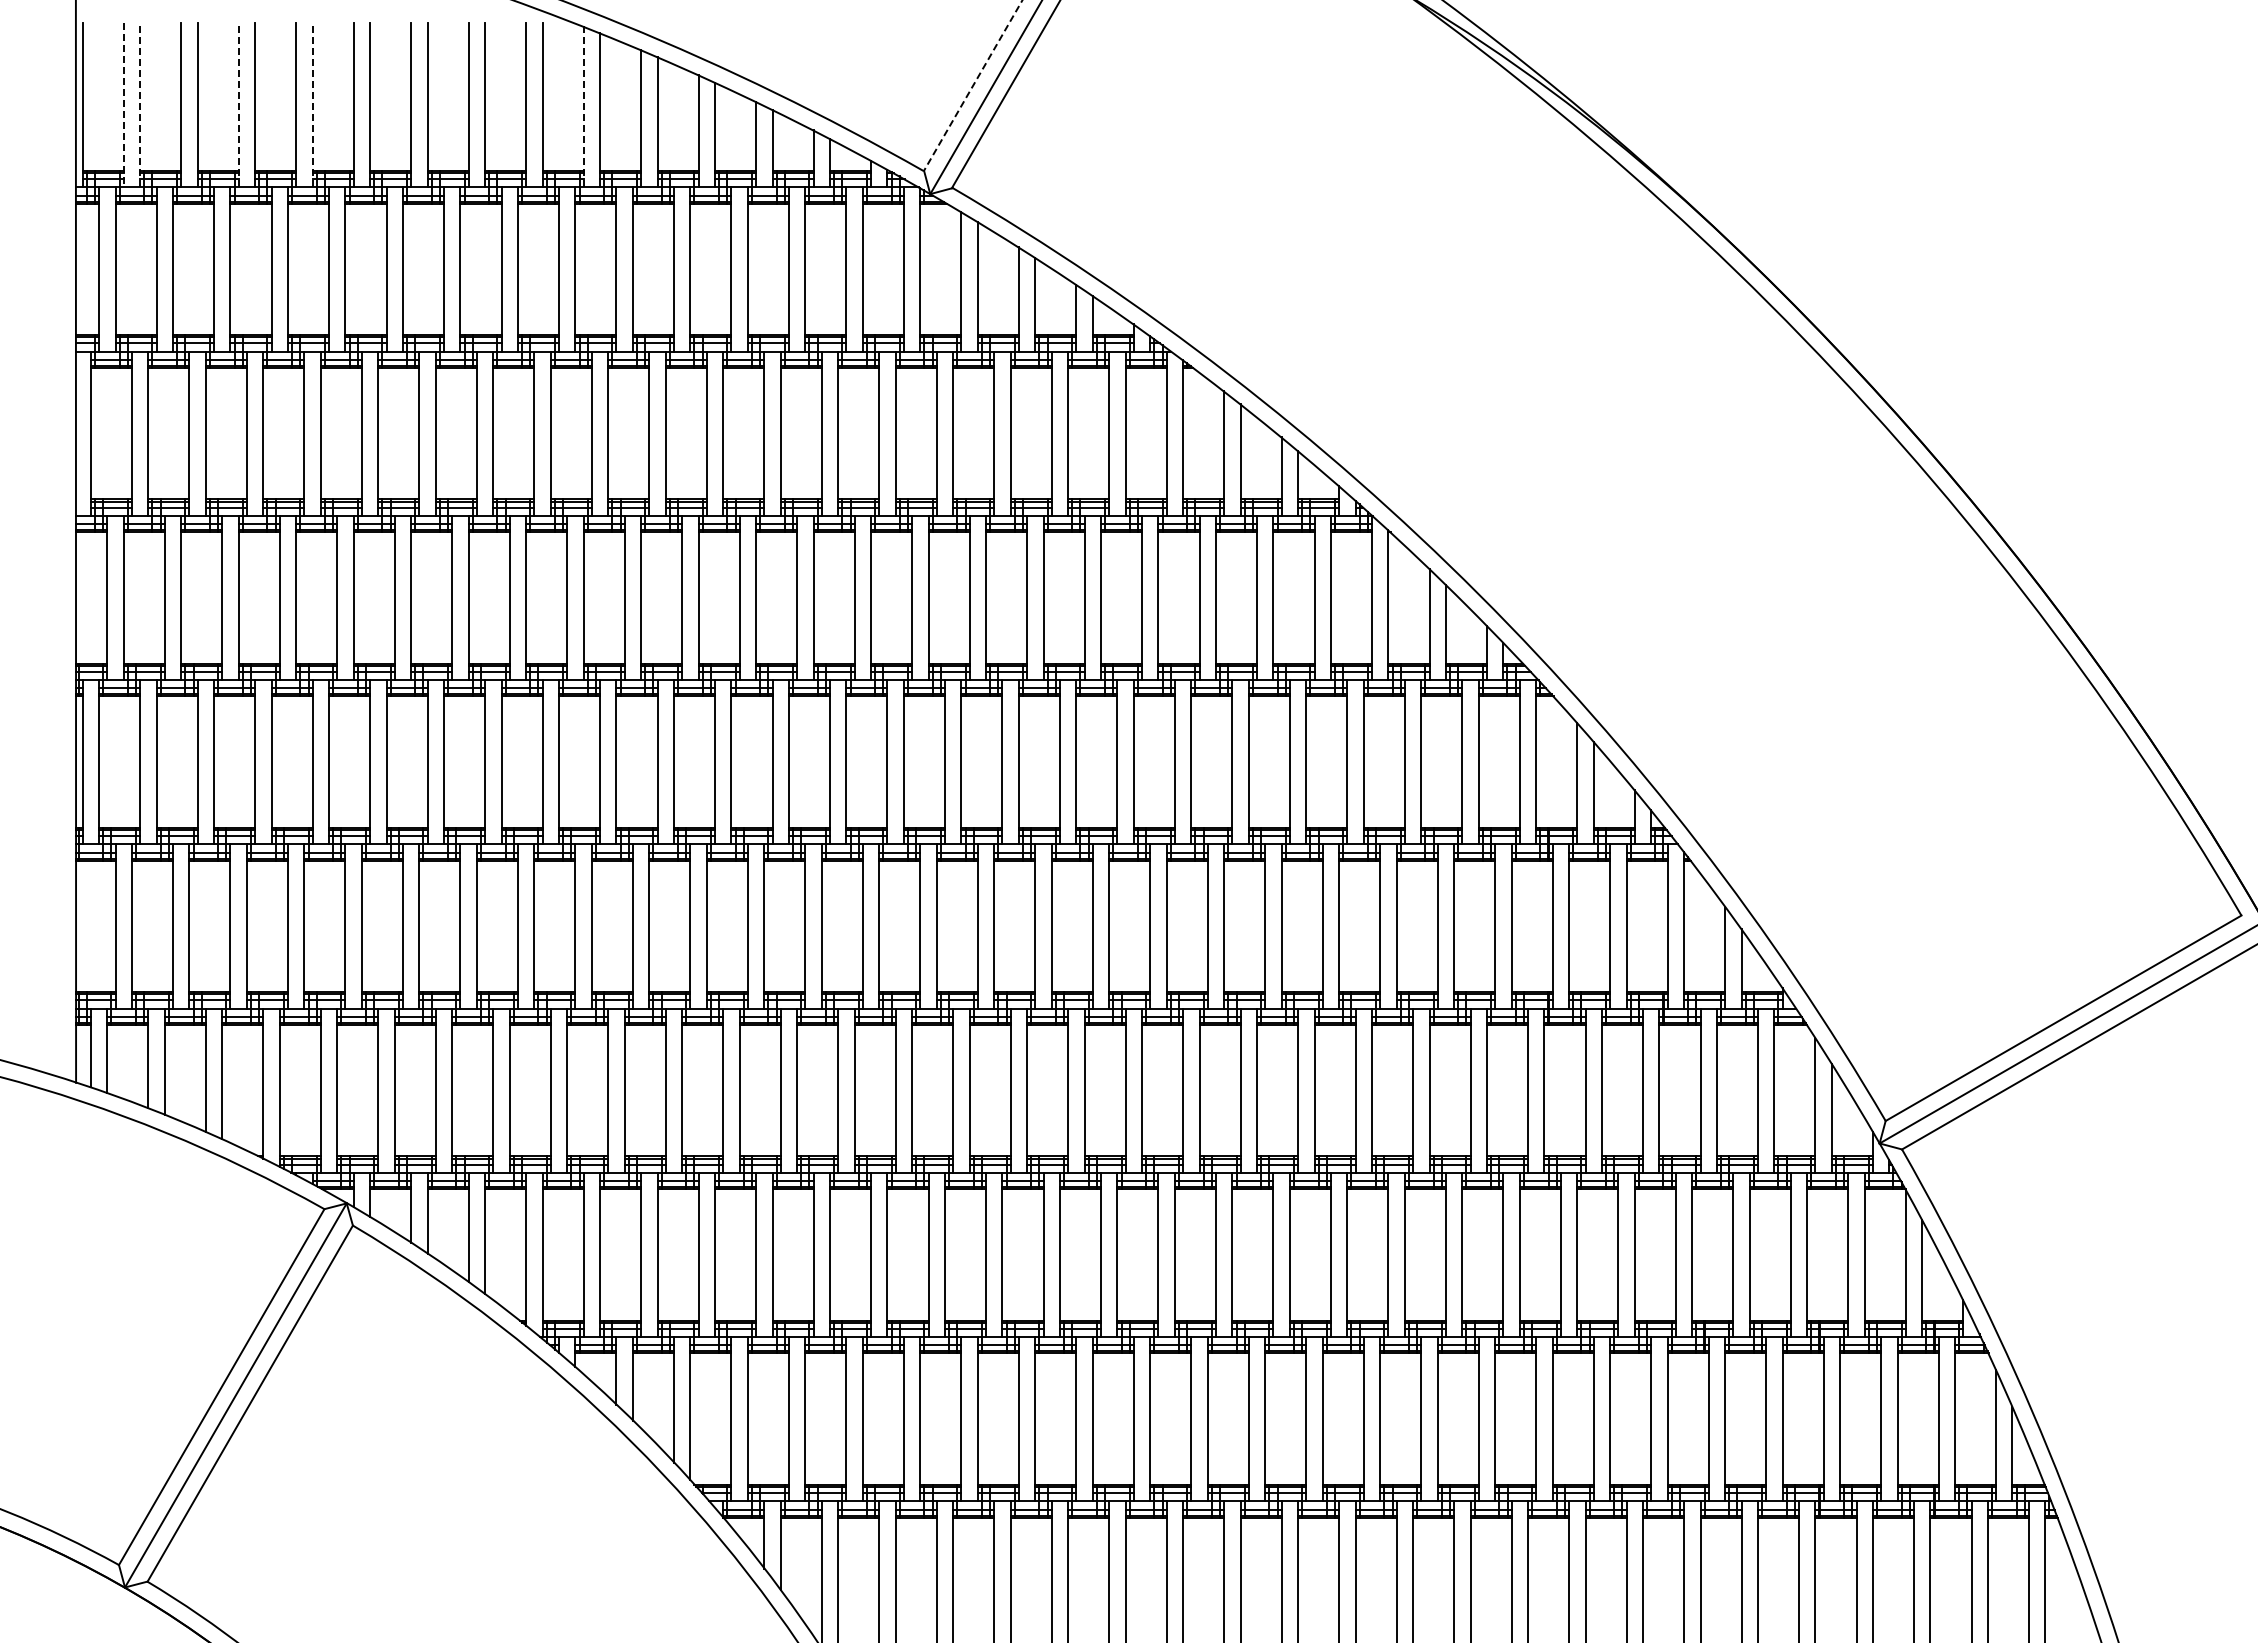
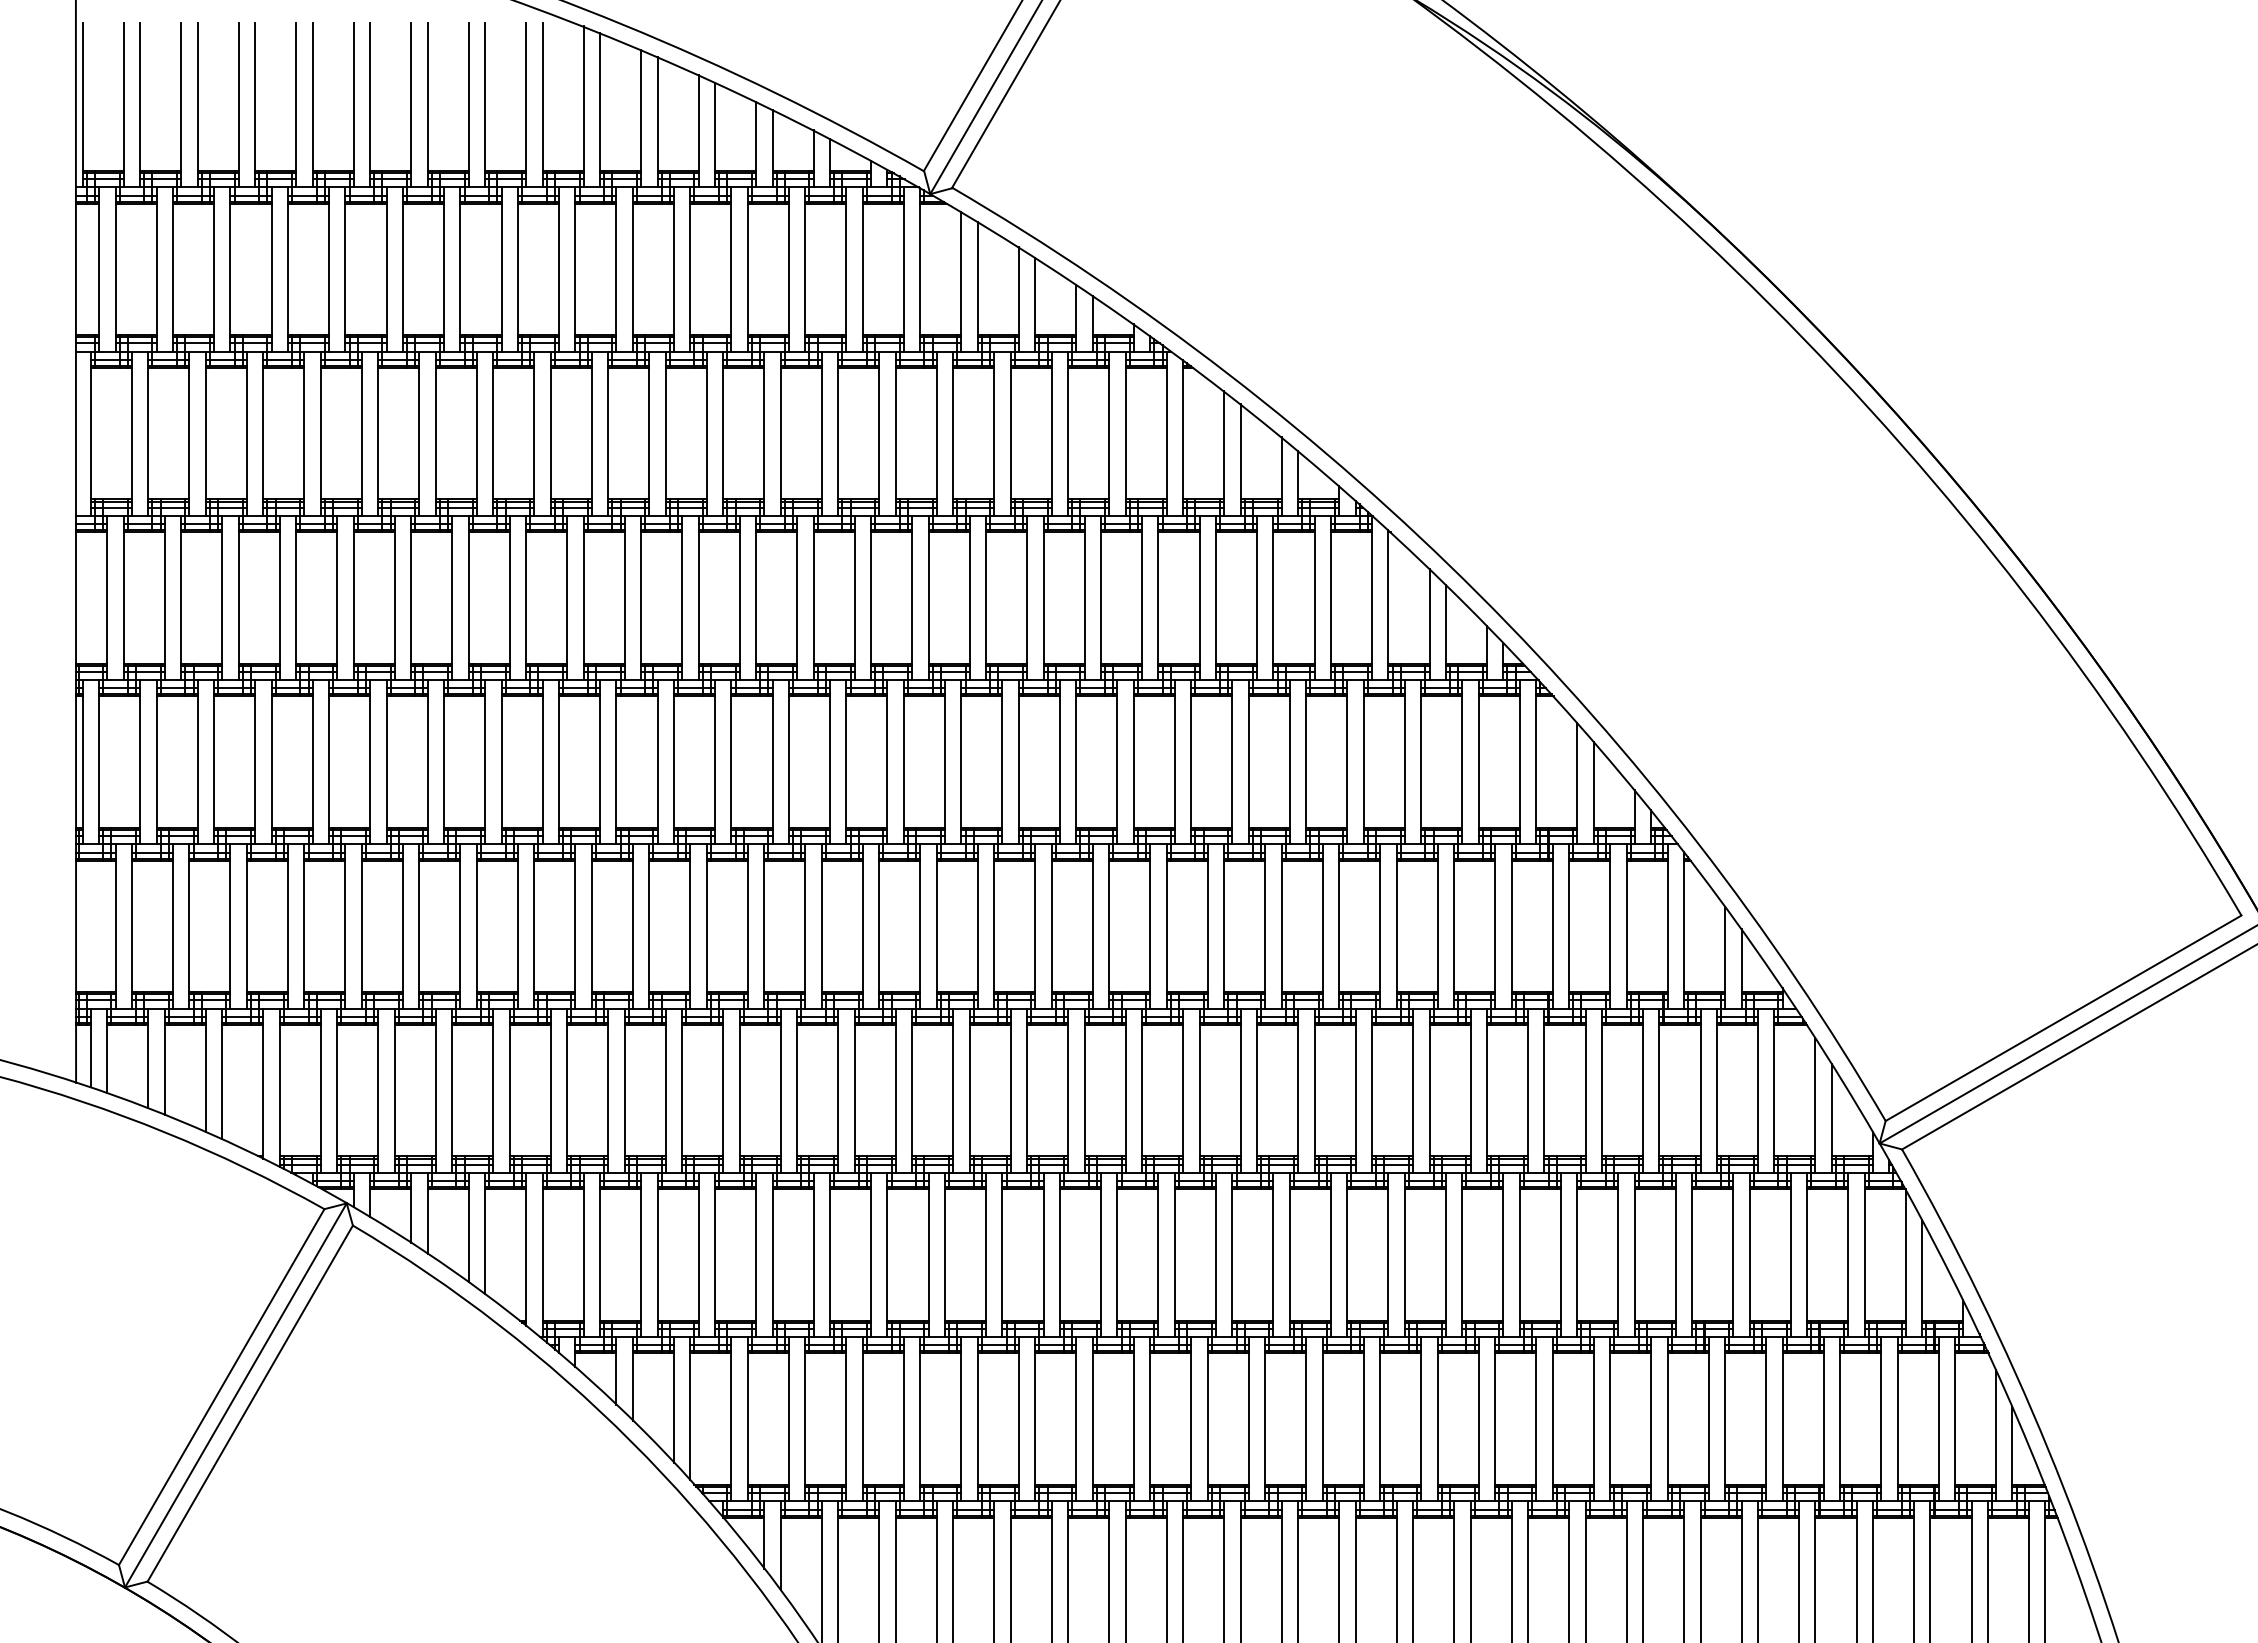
line: dashed -> solid (972, 86)
line: dashed -> solid (140, 104)
line: dashed -> solid (238, 104)
line: dashed -> solid (312, 104)
line: dashed -> solid (123, 105)
line: dashed -> solid (583, 106)
